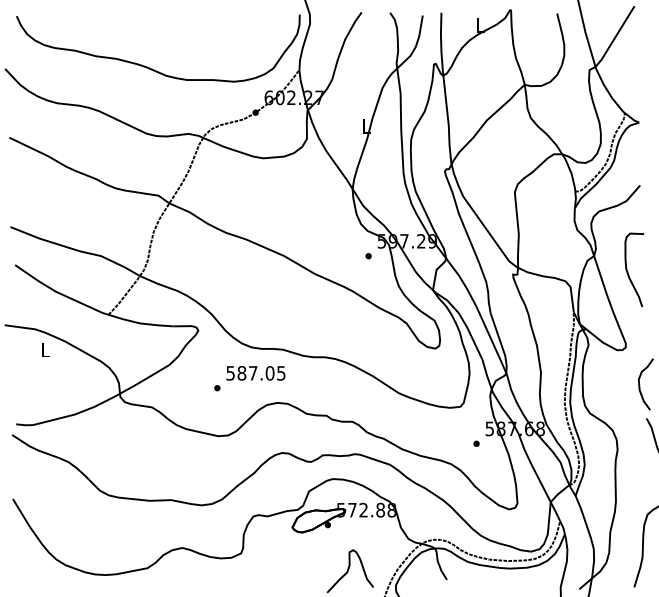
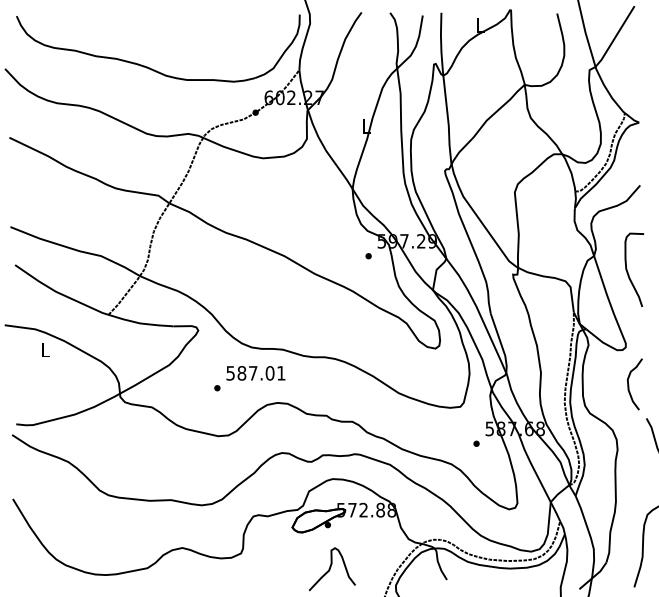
text: 587.05 -> 587.01 (281, 373)
curve position: (640, 384) -> (629, 384) (629, 384)
curve position: (348, 571) -> (330, 569) (330, 569)
